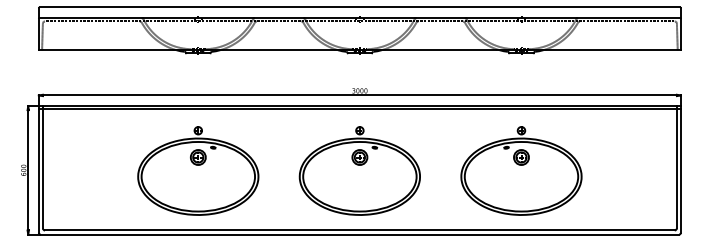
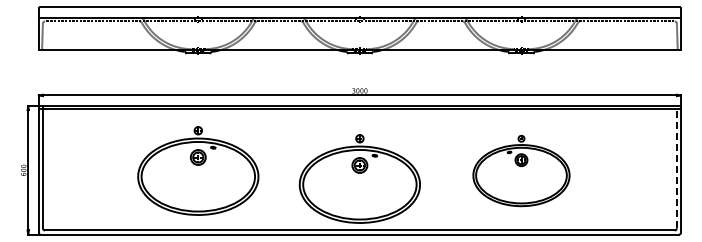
line: solid -> dashed (676, 166)
part position: (359, 170) -> (359, 178) (359, 178)
part size: 123x90 px -> 99x74 px (521, 170)
